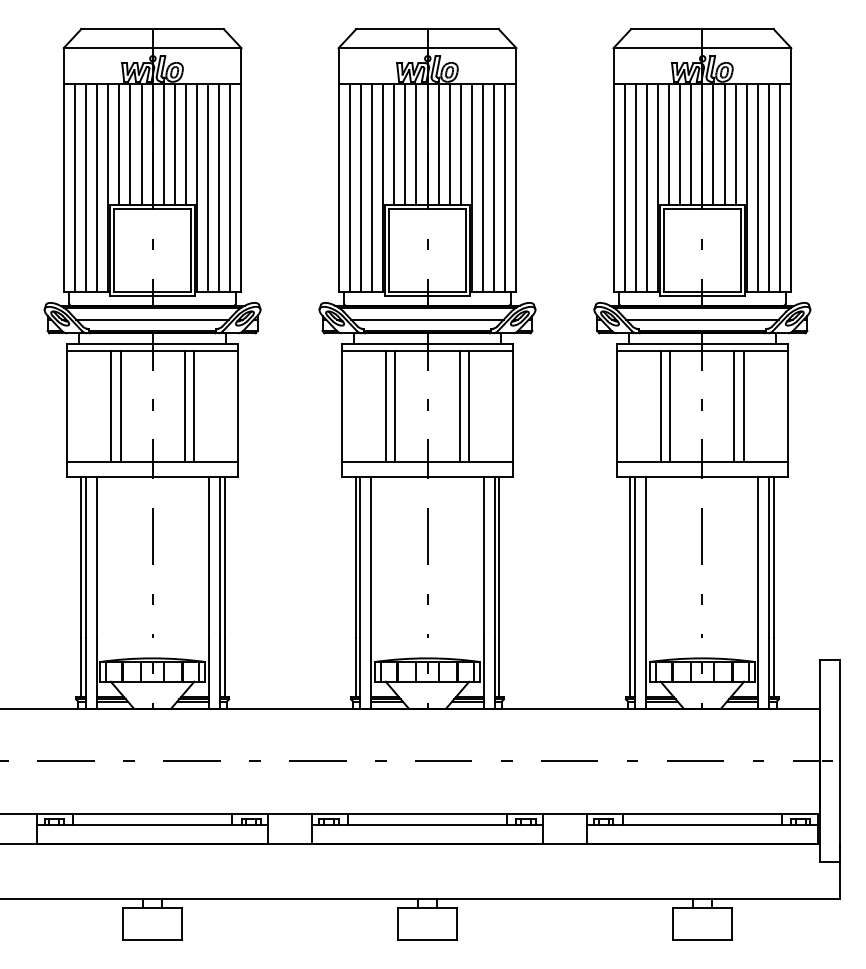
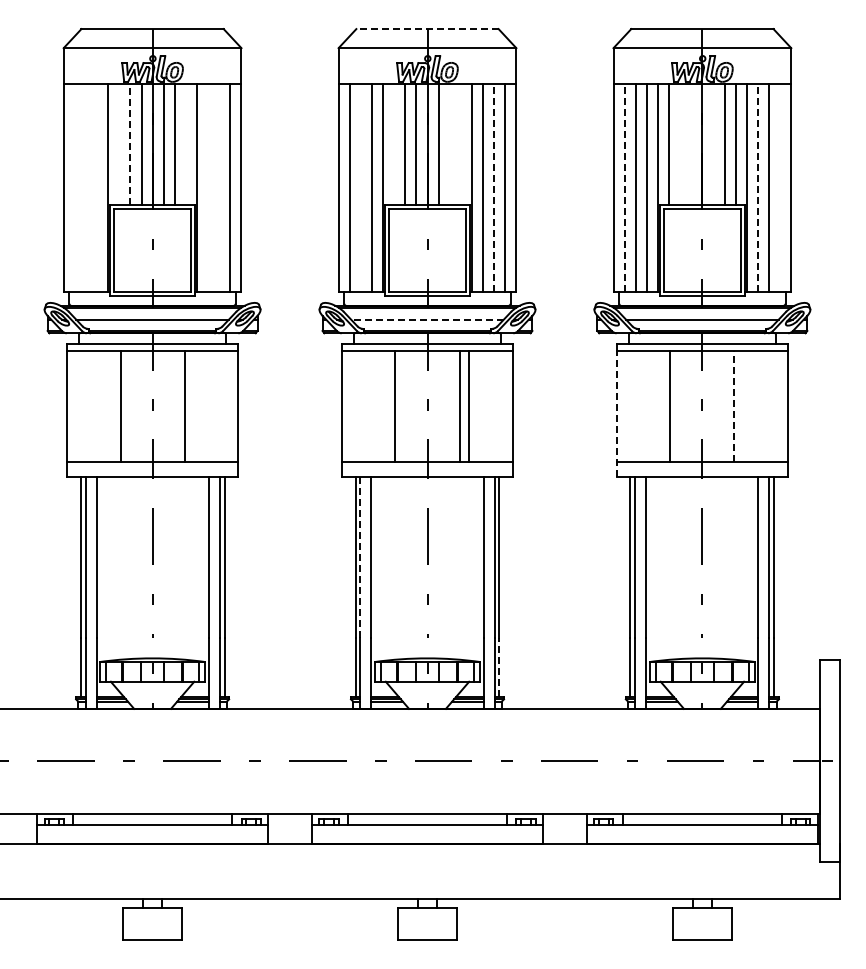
line: solid -> dashed (427, 29)
line: present -> none (119, 144)
line: solid -> dashed (130, 144)
line: present -> none (185, 144)
line: present -> none (394, 144)
line: present -> none (449, 144)
line: present -> none (460, 144)
line: present -> none (680, 144)
line: present -> none (691, 144)
line: present -> none (713, 144)
line: present -> none (75, 187)
line: present -> none (86, 187)
line: present -> none (97, 187)
line: present -> none (207, 187)
line: present -> none (218, 187)
line: present -> none (361, 187)
line: present -> none (779, 187)
line: solid -> dashed (493, 188)
line: solid -> dashed (624, 188)
line: solid -> dashed (757, 188)
line: solid -> dashed (427, 319)
line: present -> none (111, 406)
line: present -> none (193, 406)
line: present -> none (386, 406)
line: present -> none (661, 406)
line: solid -> dashed (734, 406)
line: present -> none (743, 406)
line: solid -> dashed (616, 414)
line: solid -> dashed (360, 556)
line: solid -> dashed (499, 667)
